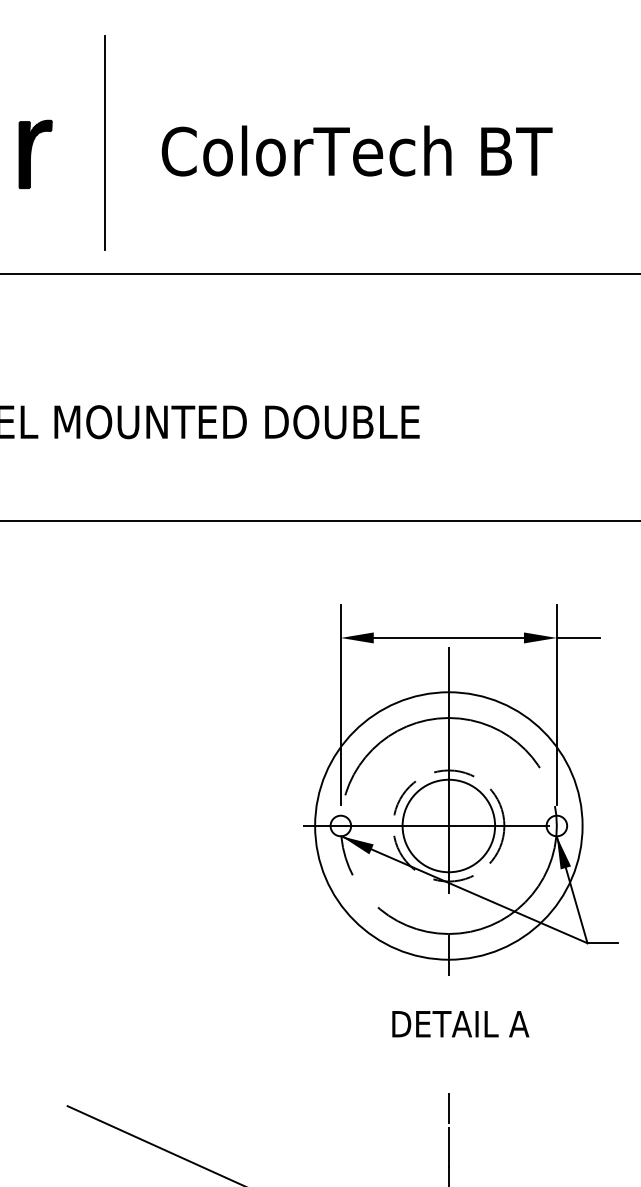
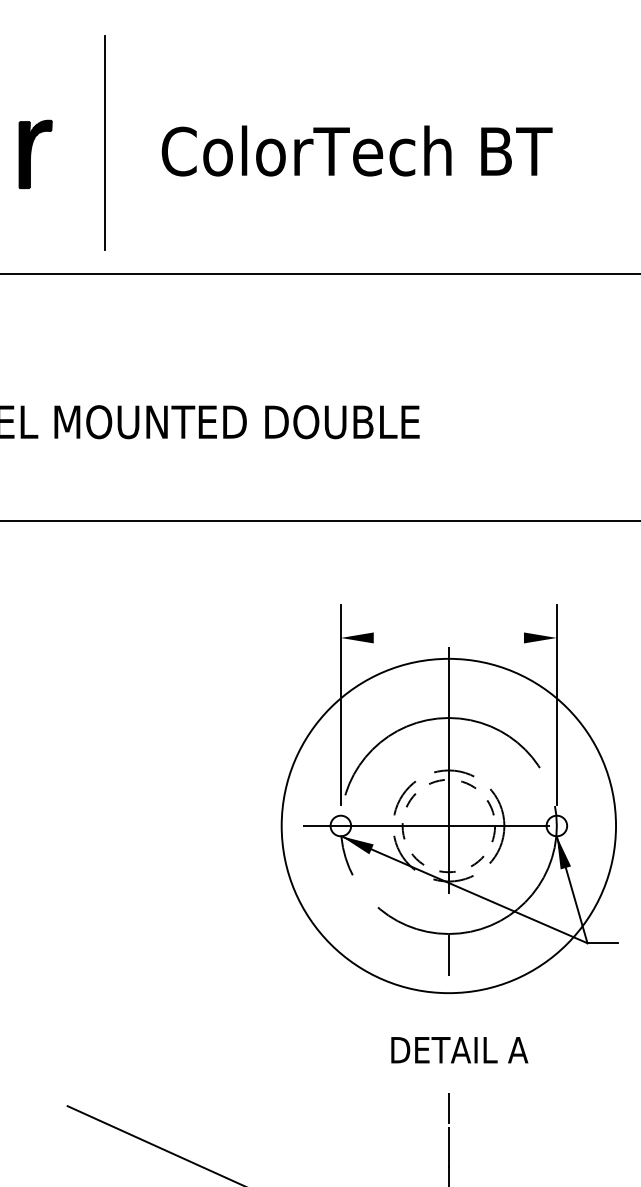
line: present -> none (448, 637)
line: present -> none (578, 637)
circle diameter: 267 px -> 334 px (448, 825)
circle: solid -> dashed (448, 825)
text position: (460, 1024) -> (459, 1050) (459, 1050)
